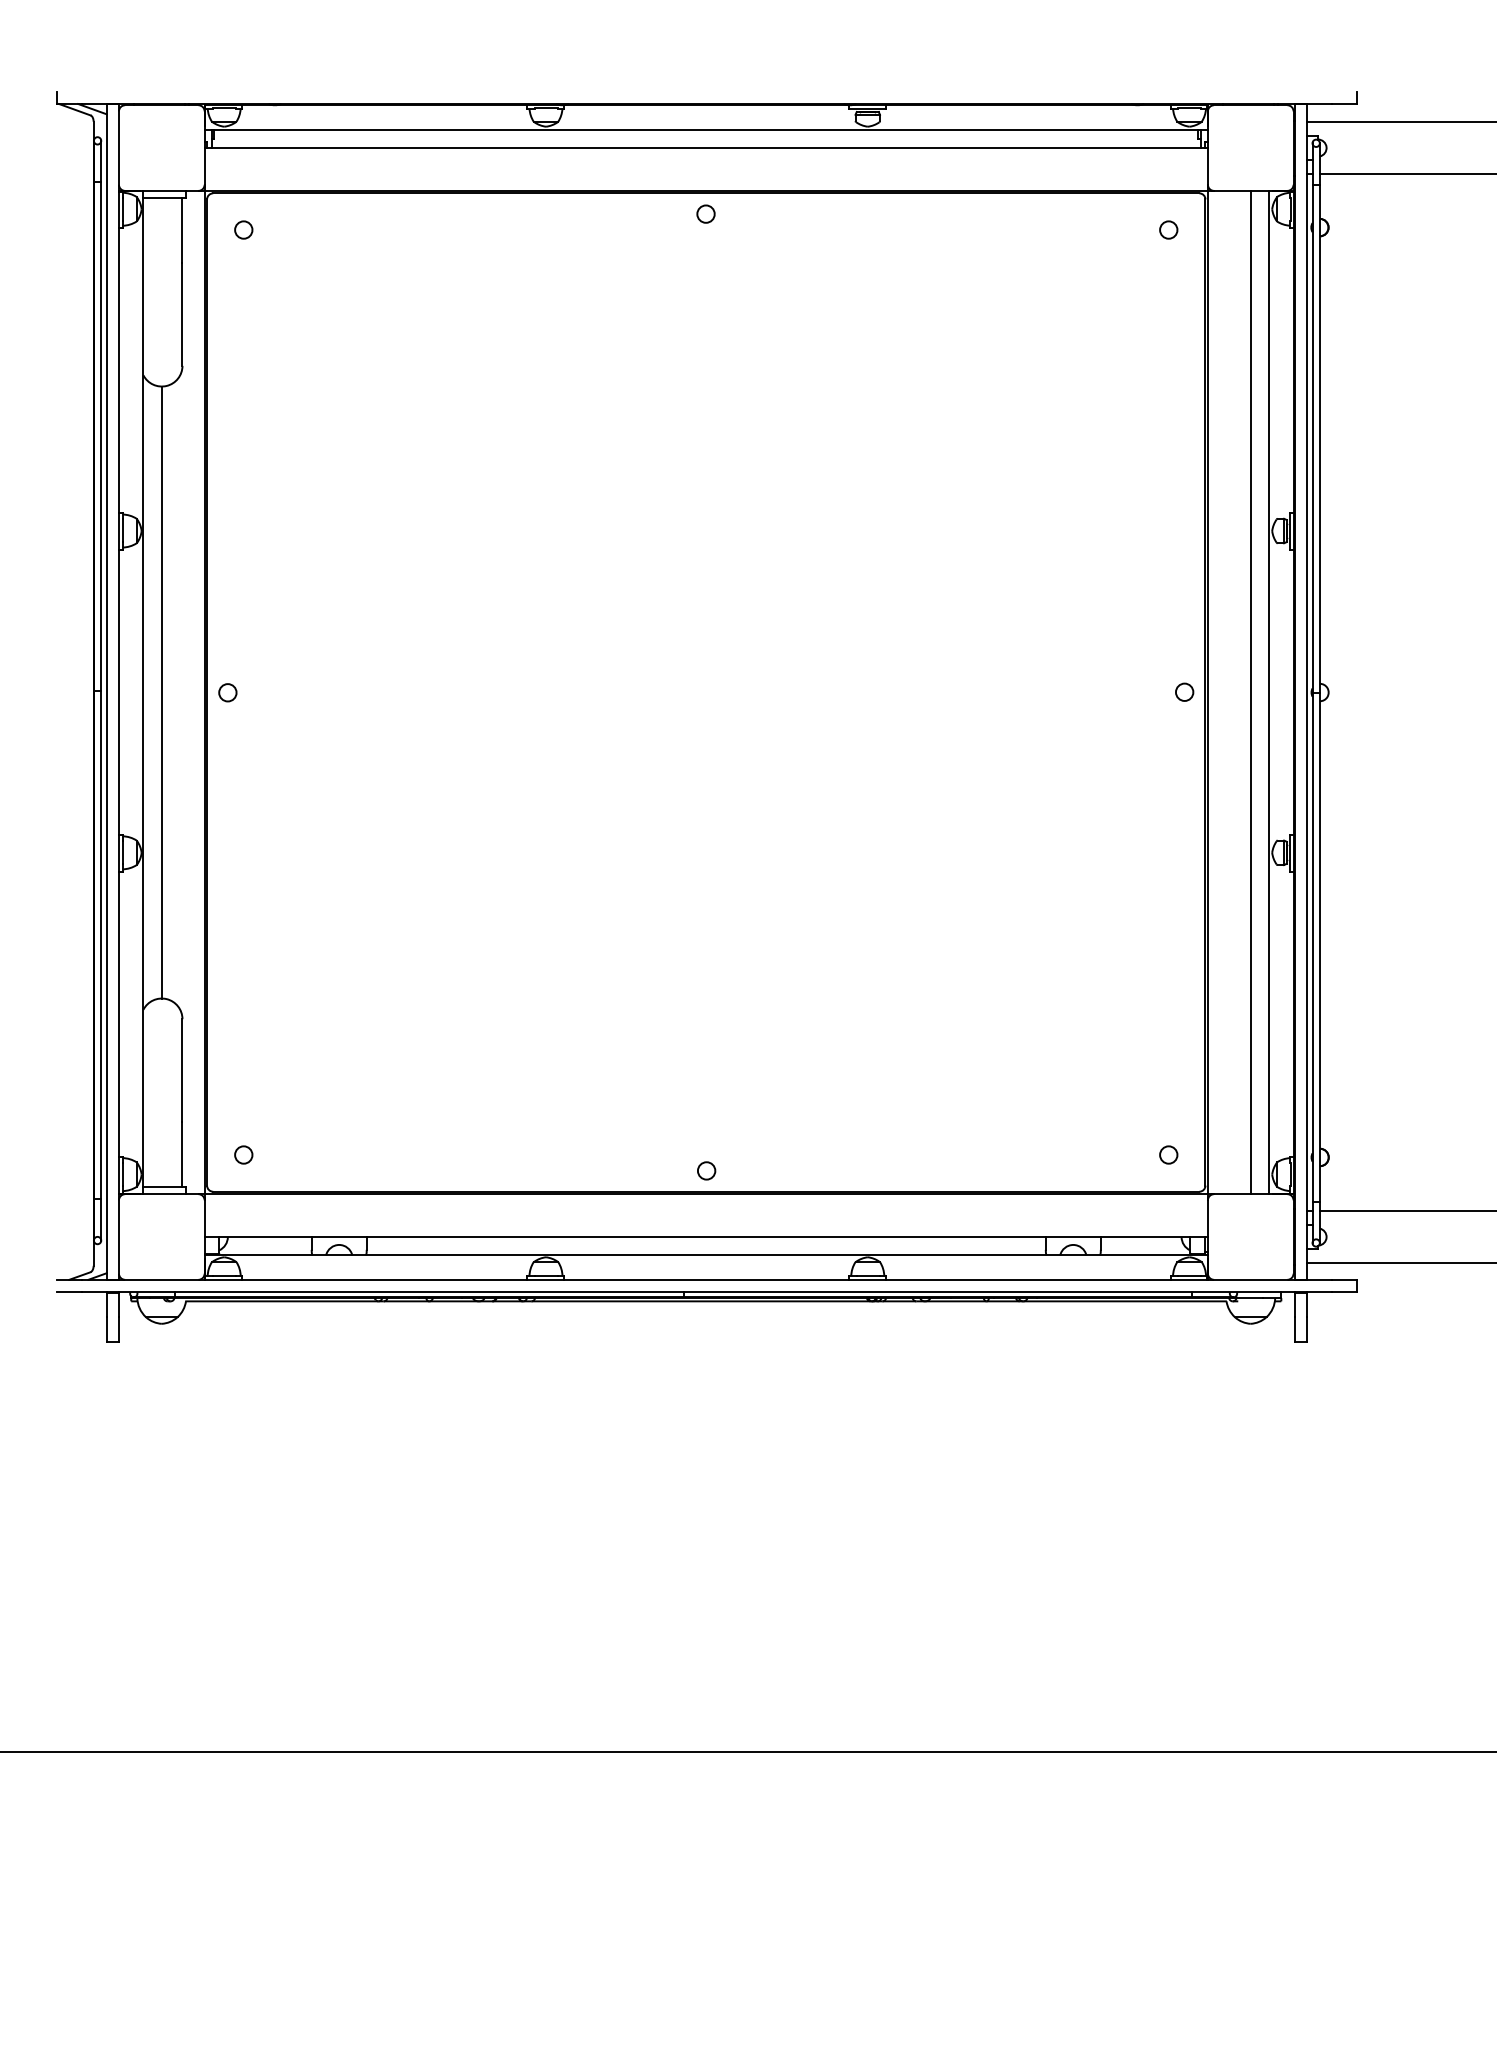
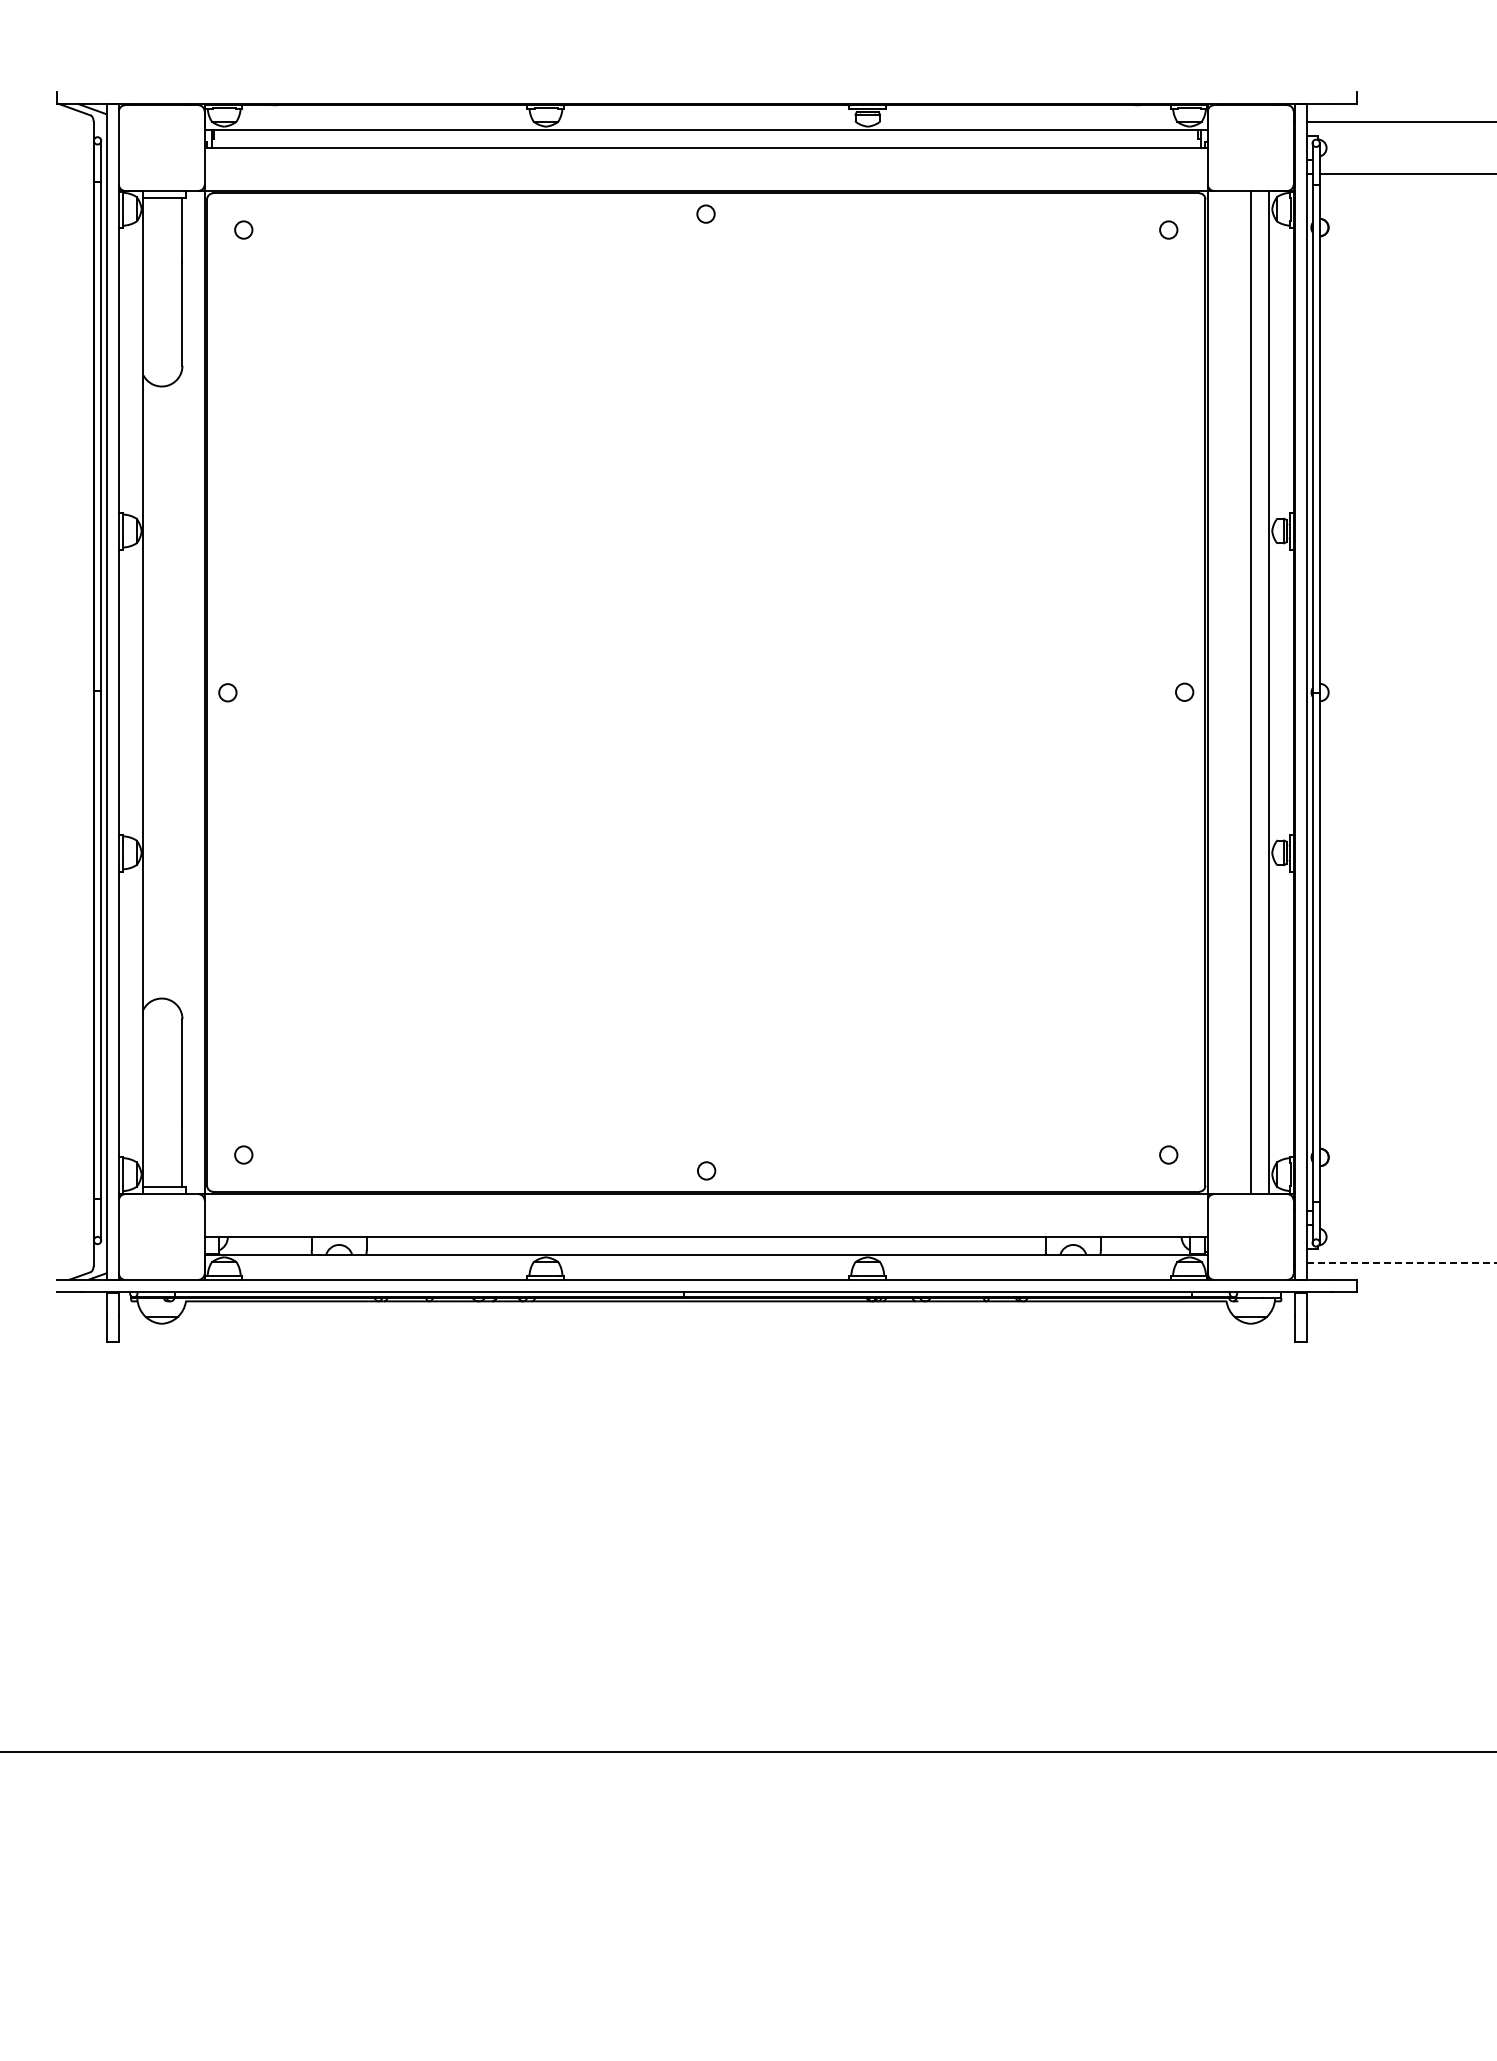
line: present -> none (161, 692)
line: present -> none (1406, 1211)
line: solid -> dashed (1401, 1262)
